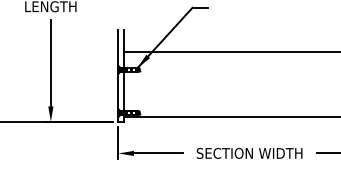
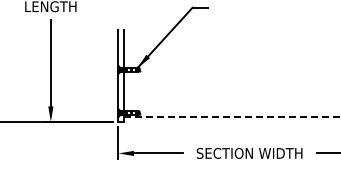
line: present -> none (230, 52)
line: solid -> dashed (232, 116)
